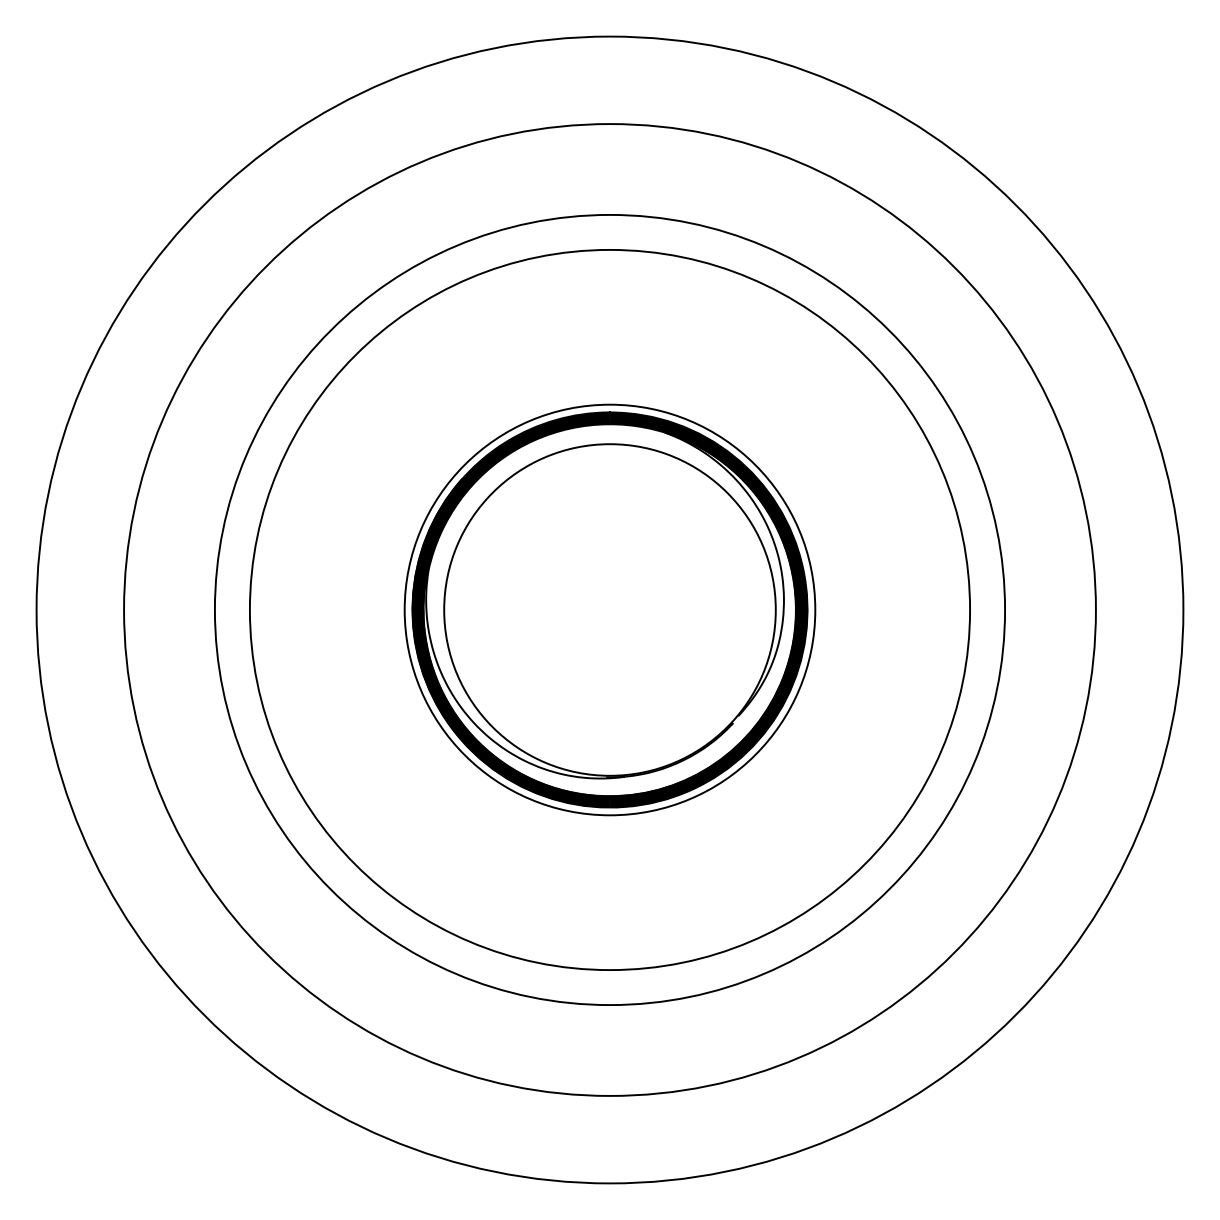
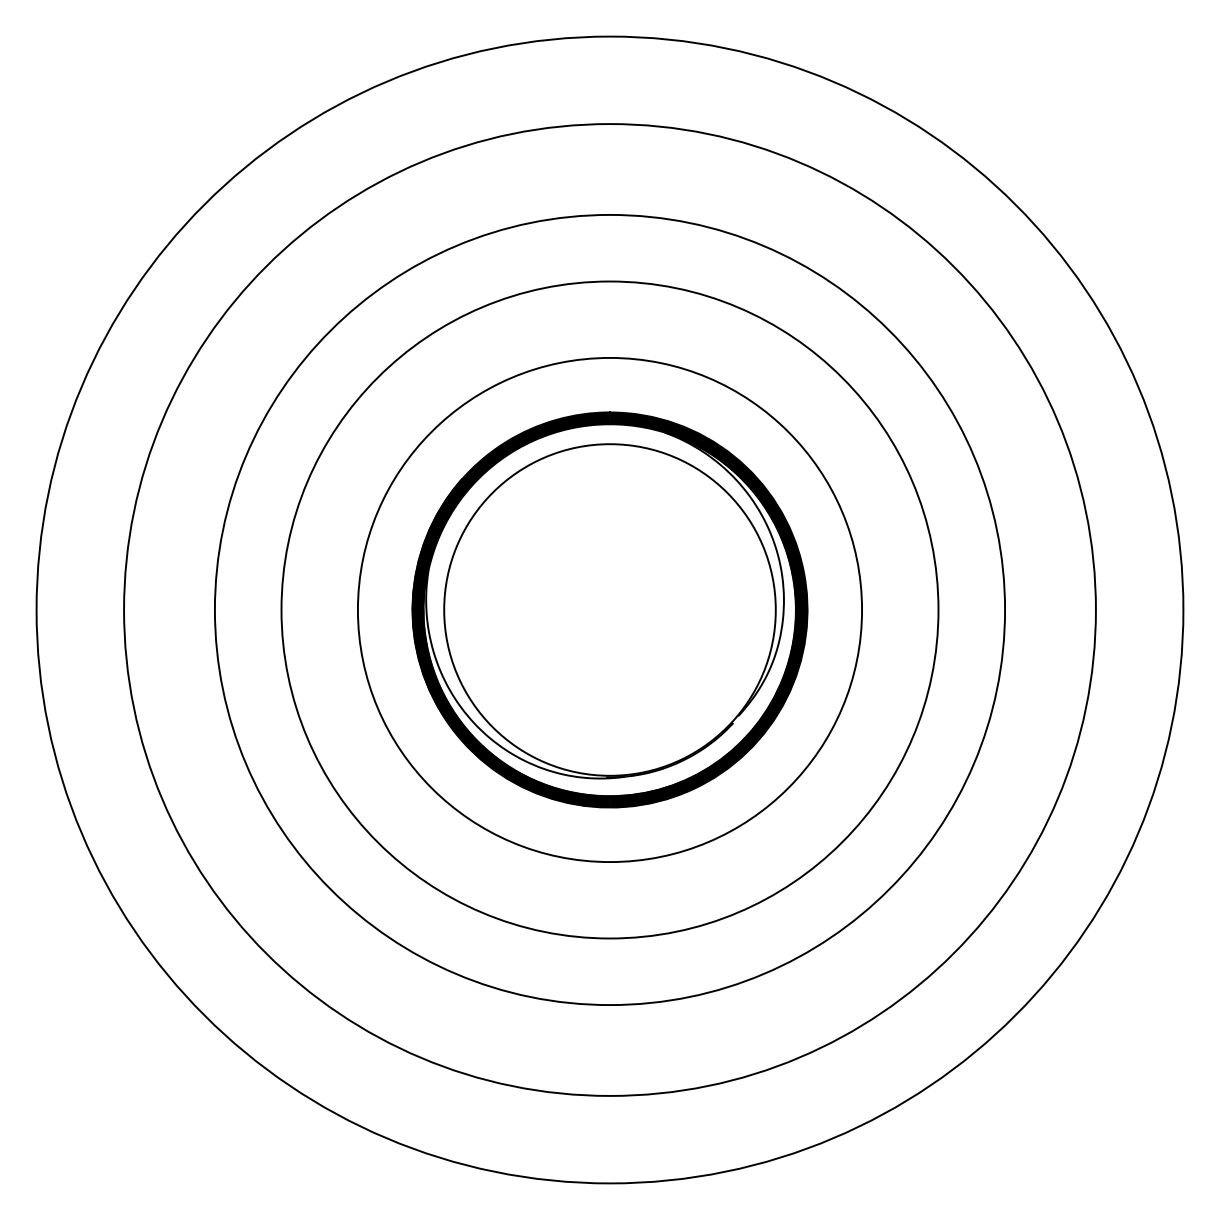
circle diameter: 411 px -> 657 px (609, 609)
circle diameter: 720 px -> 504 px (609, 609)
